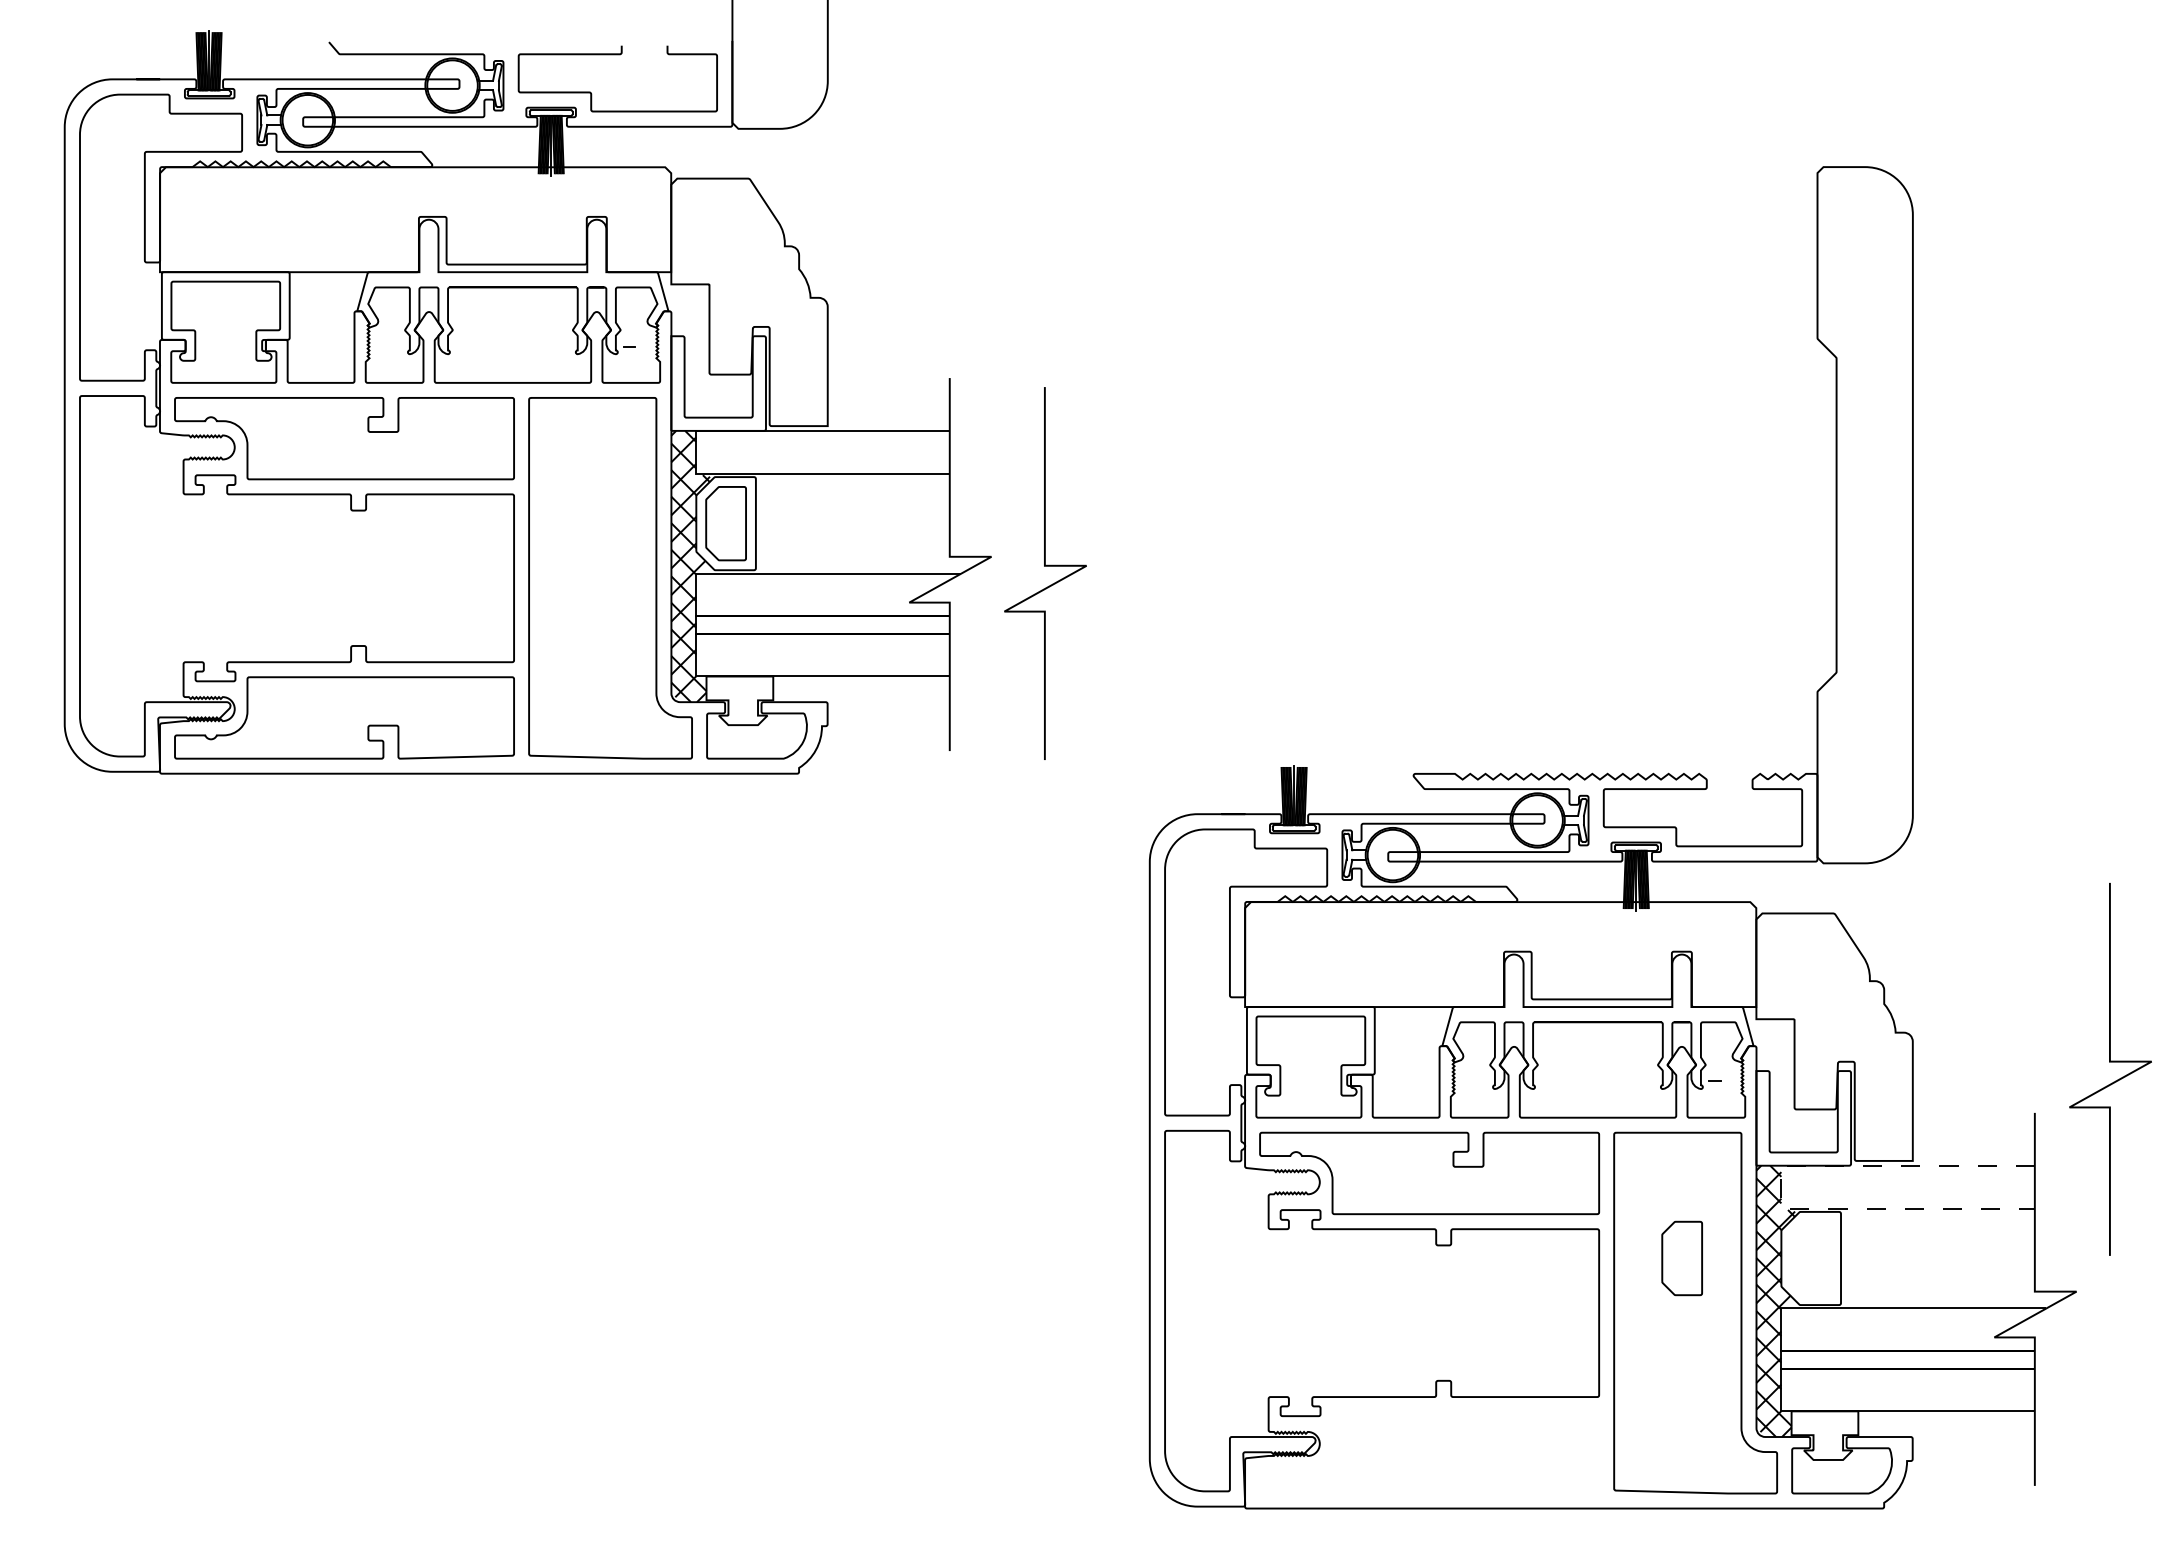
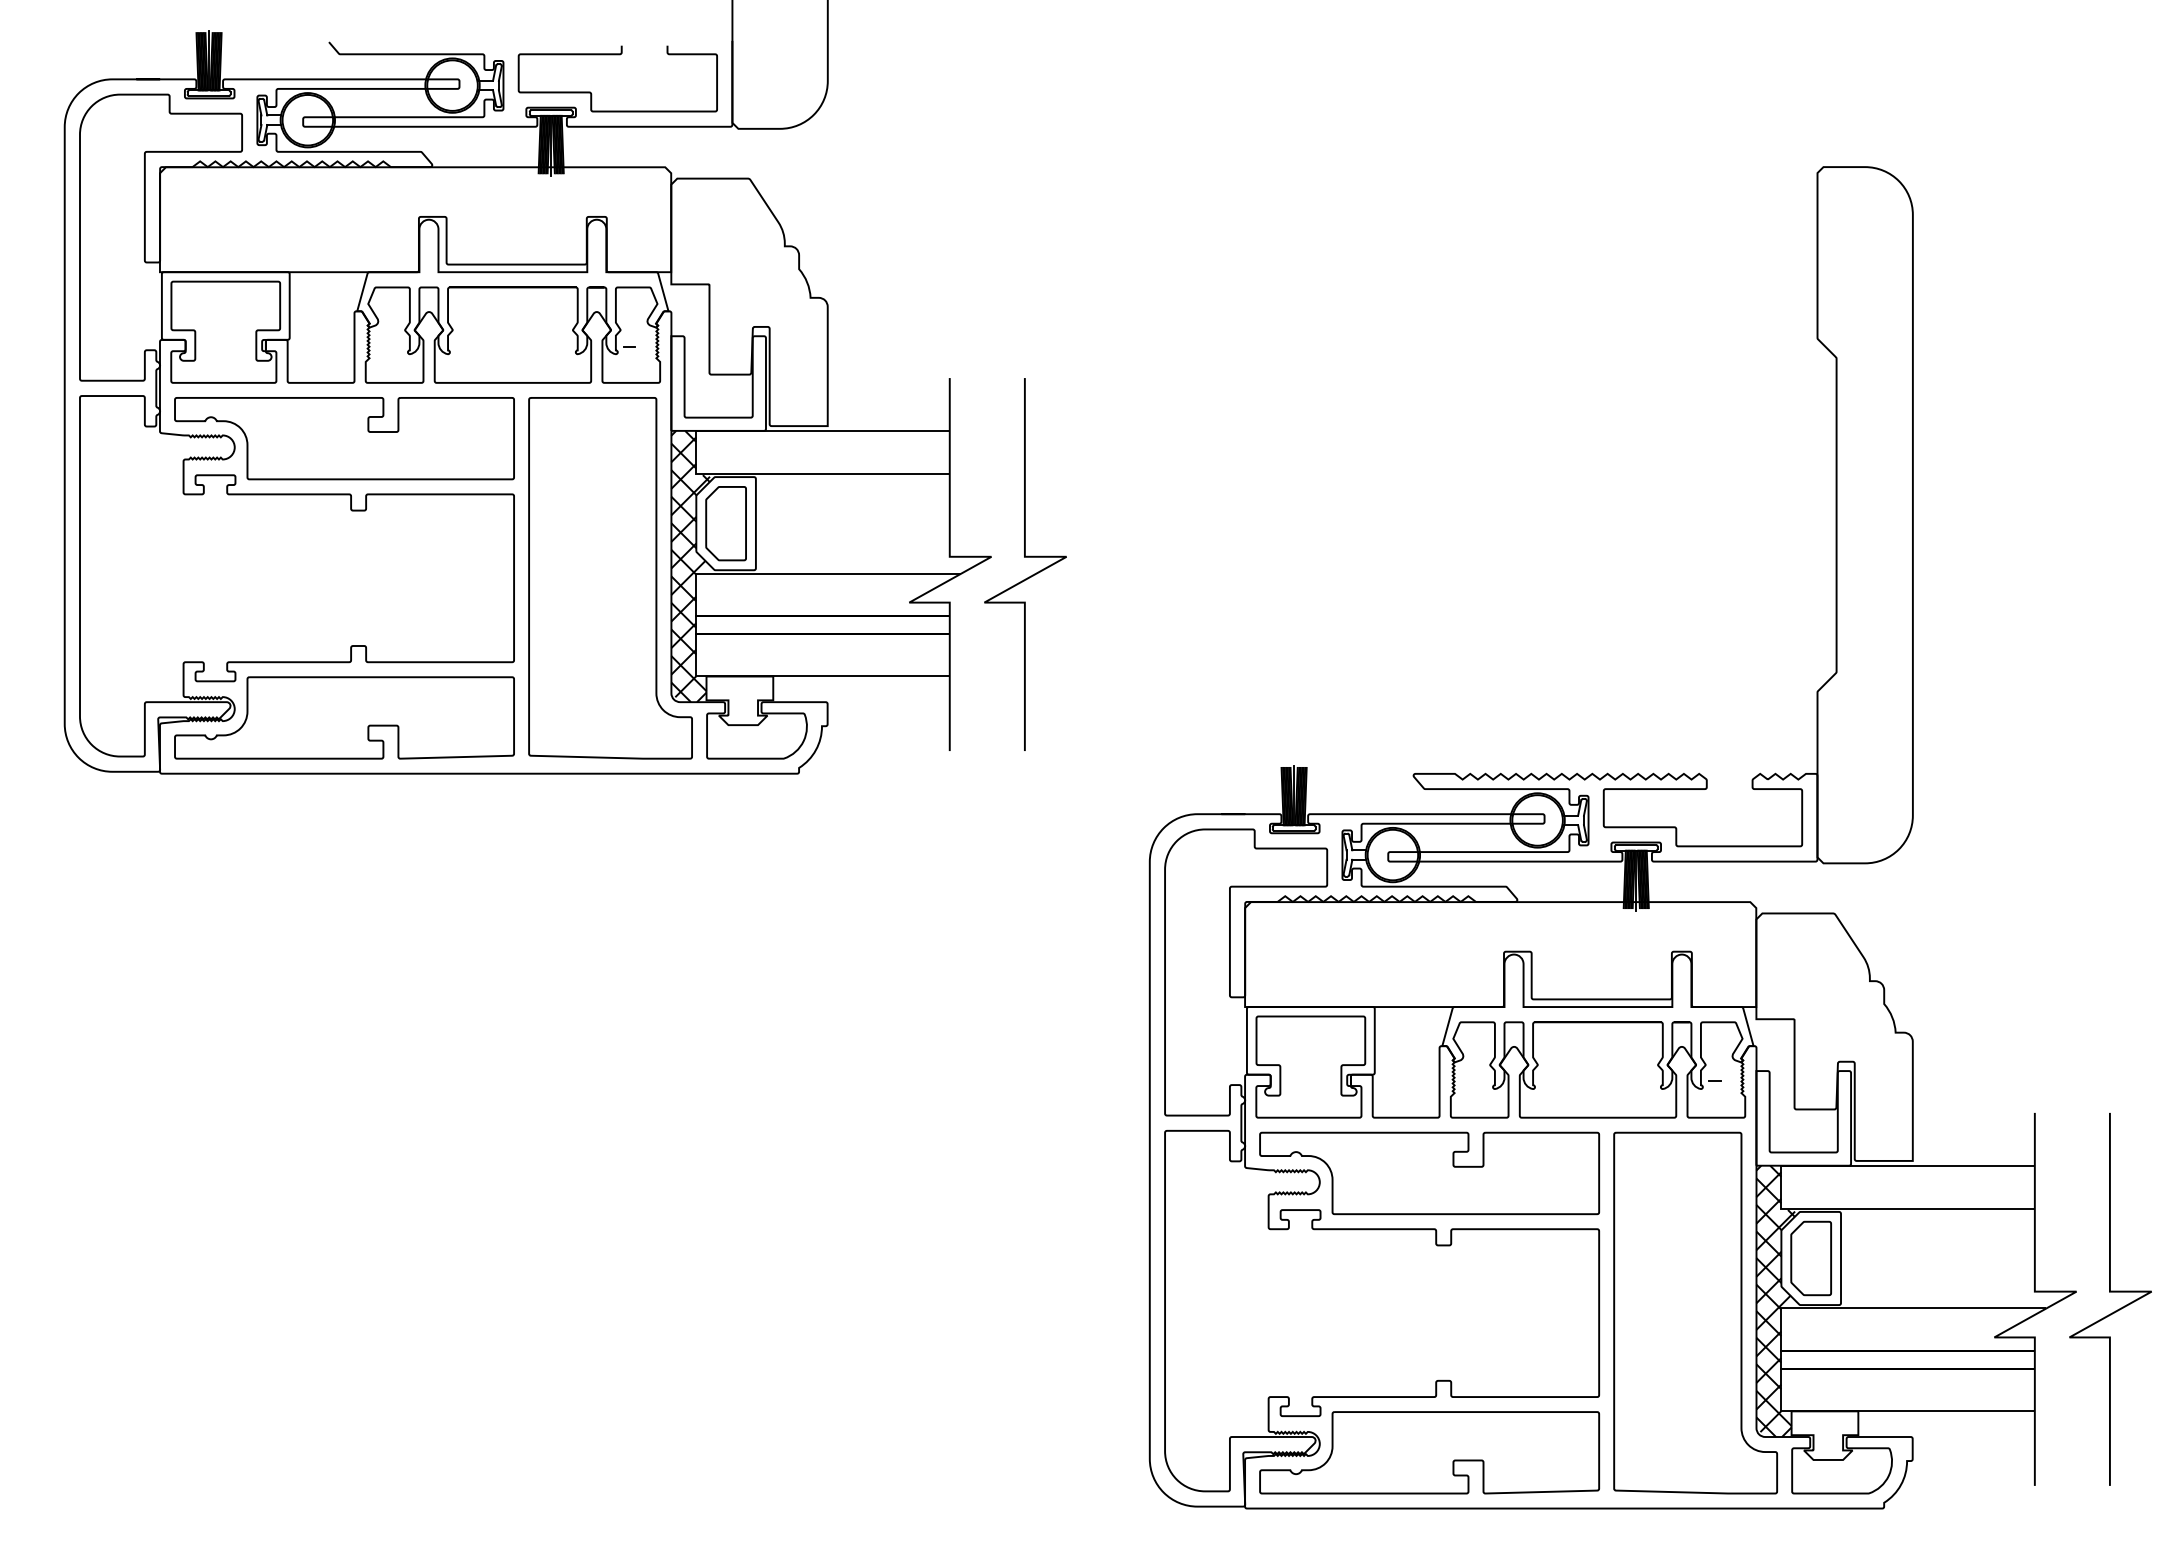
part position: (1045, 566) -> (1025, 557) (1025, 557)
part position: (2110, 1062) -> (2110, 1292) (2110, 1292)
line: dashed -> solid (1781, 1187)
part position: (1681, 1258) -> (1810, 1258) (1810, 1258)
part: none -> present (1429, 1452)
